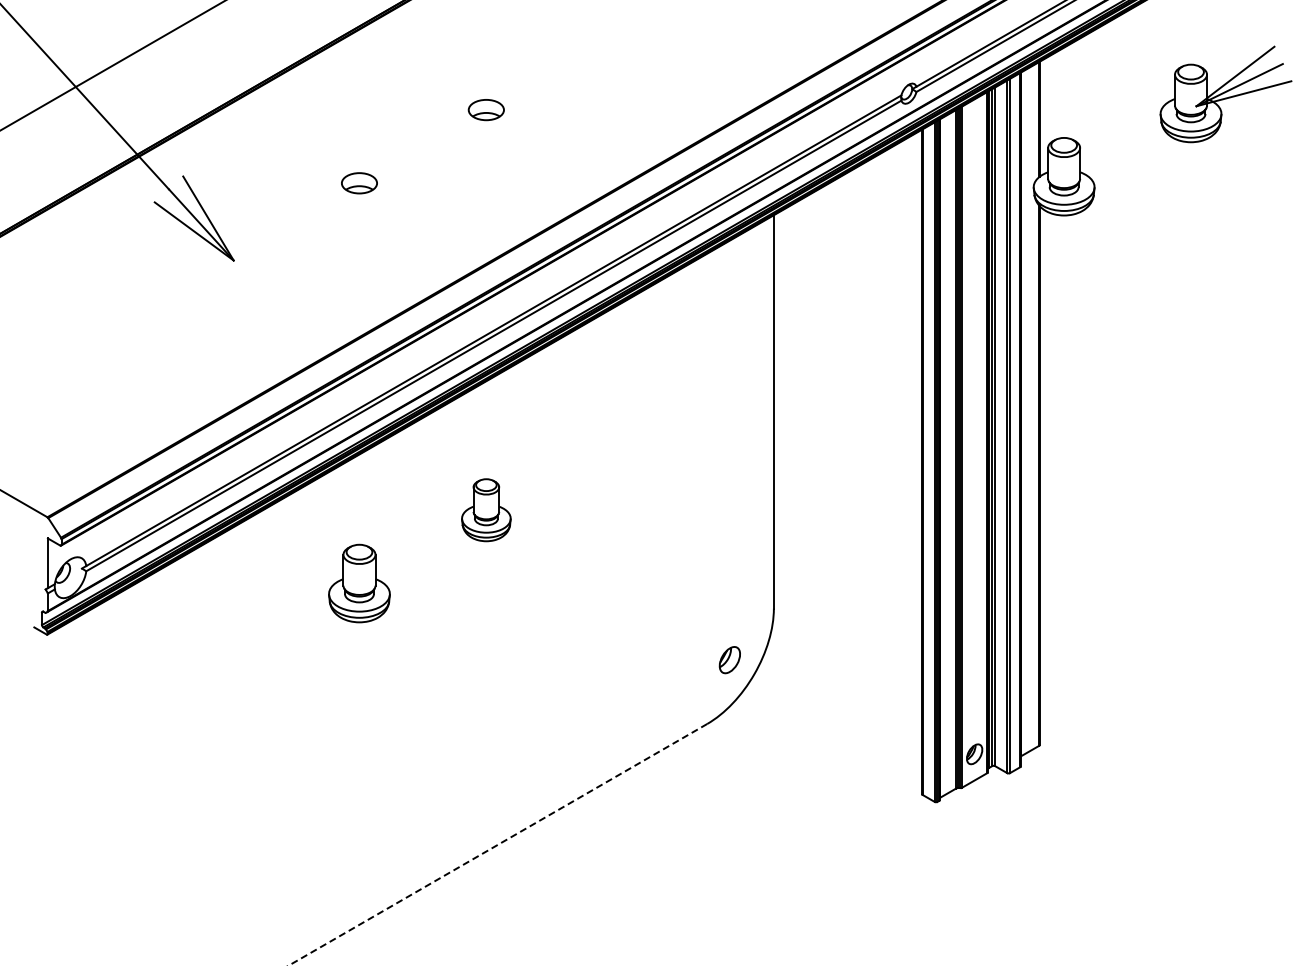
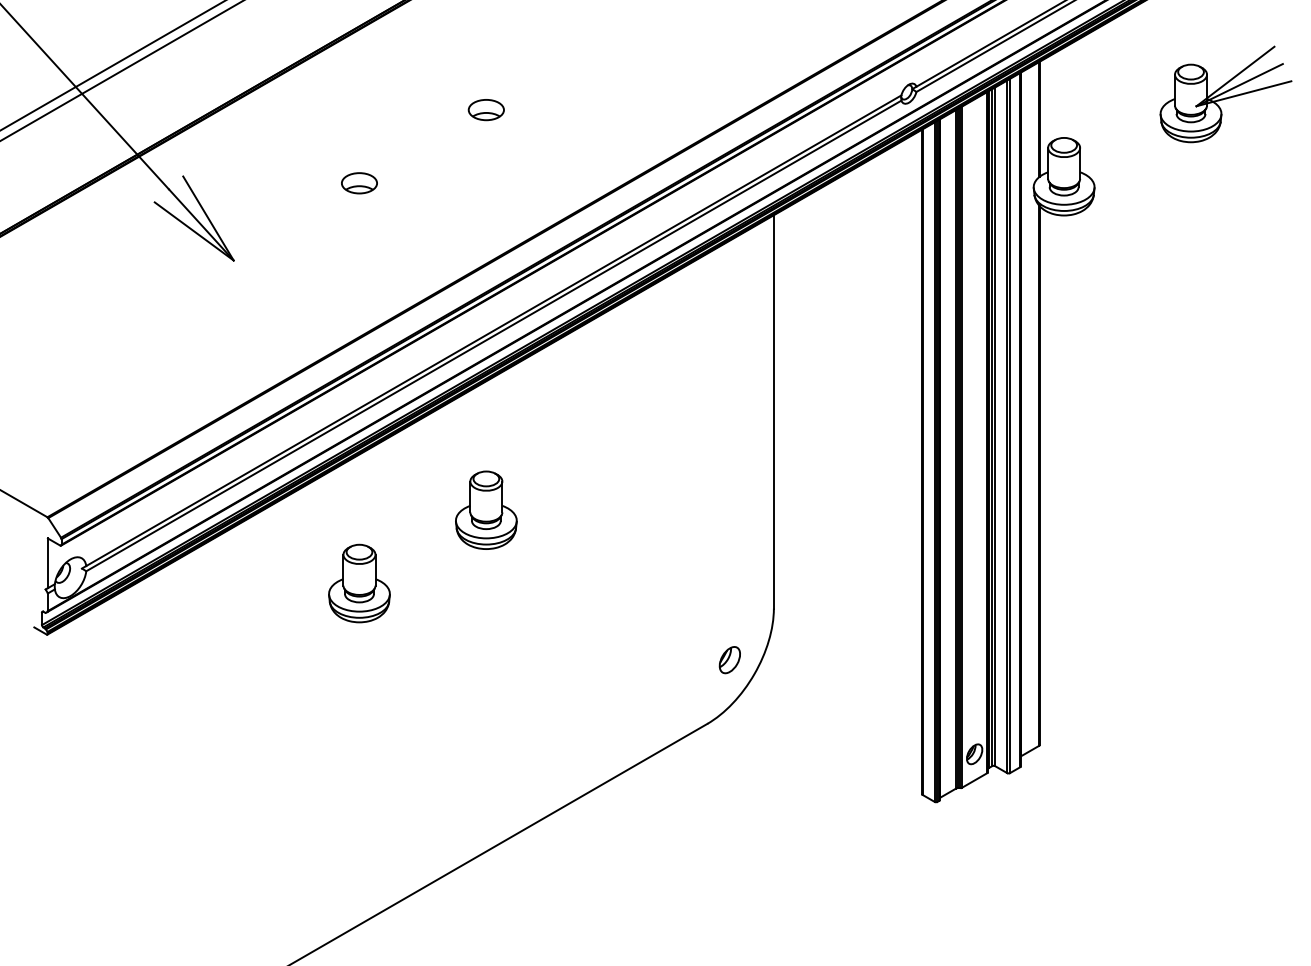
line: none -> present (121, 70)
part size: 51x65 px -> 63x80 px (486, 509)
line: dashed -> solid (497, 844)
